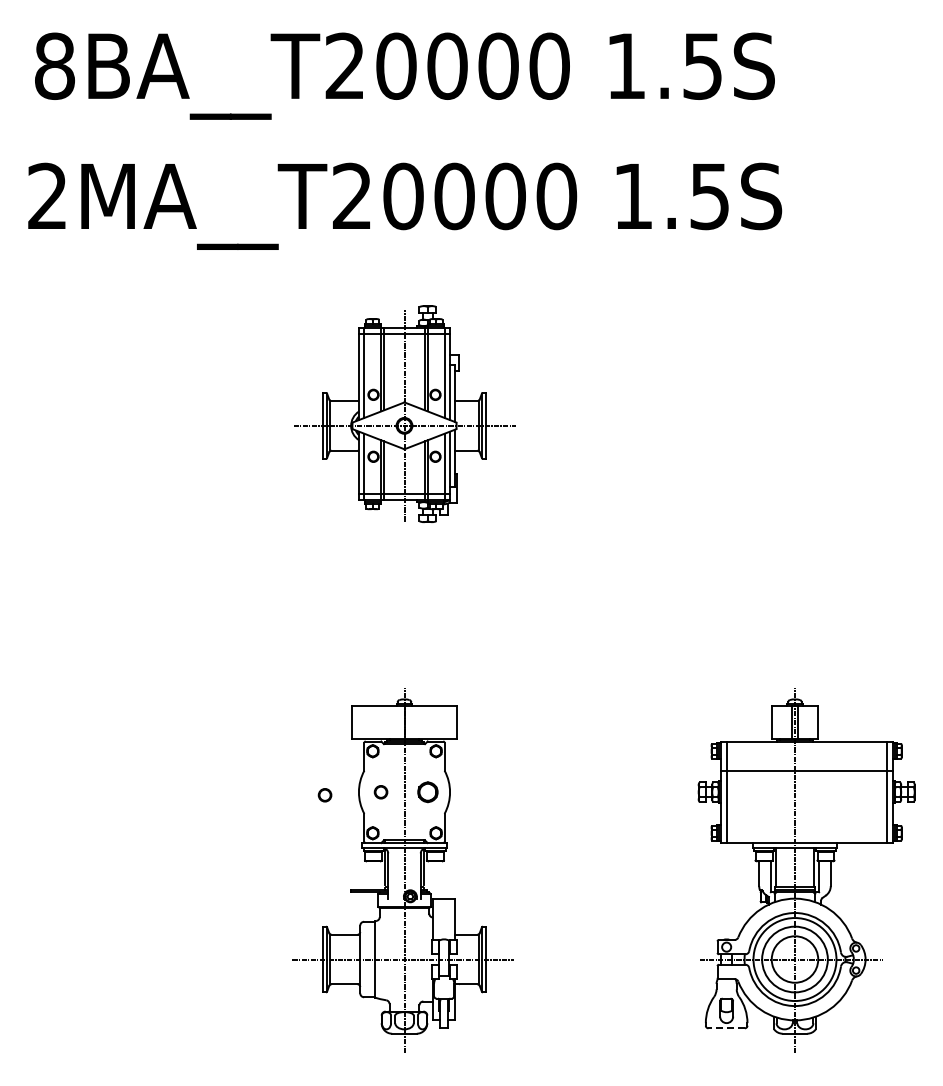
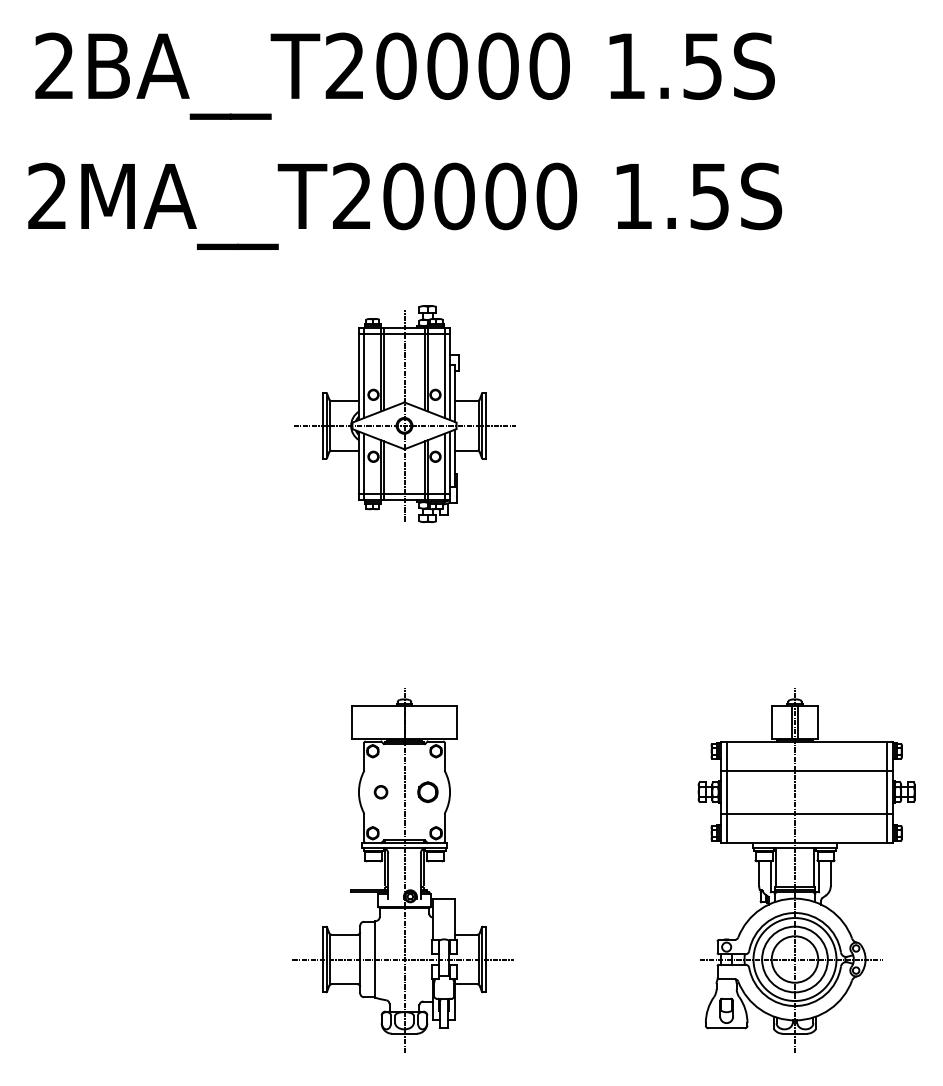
text: 8BA__T20000 -> 2BA__T20000 (55, 65)
part: present -> none (324, 795)
line: none -> present (806, 813)
line: dashed -> solid (726, 1028)
